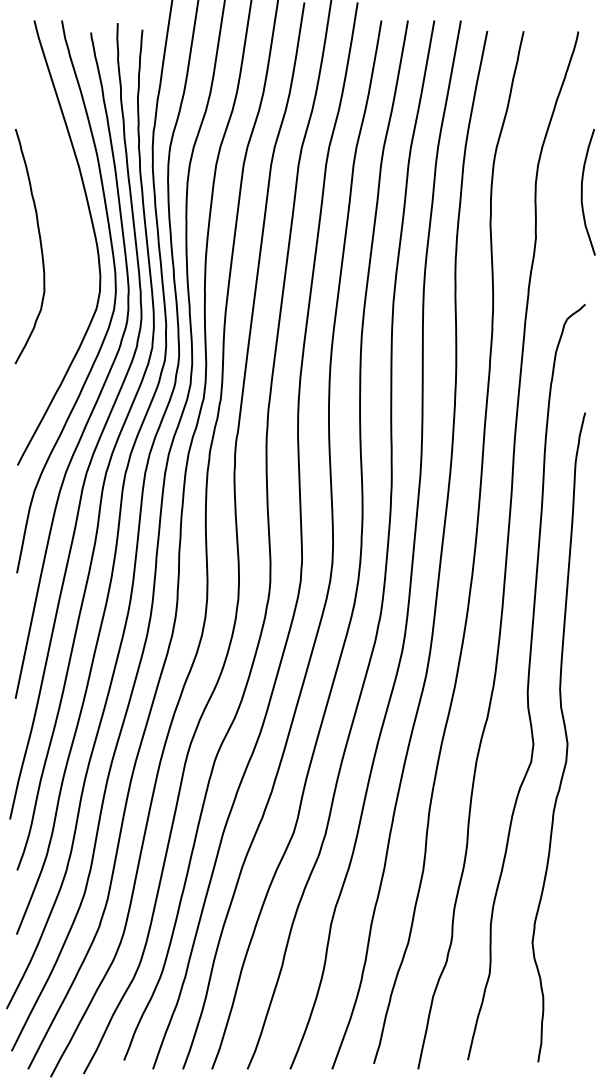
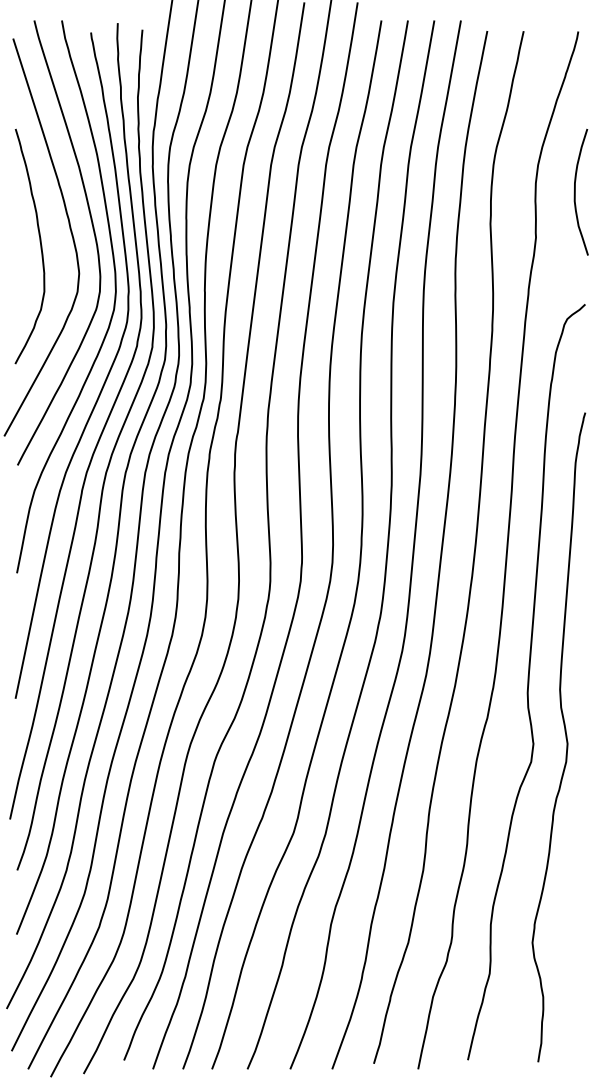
curve position: (582, 191) -> (575, 191) (575, 191)
curve: none -> present (69, 229)
